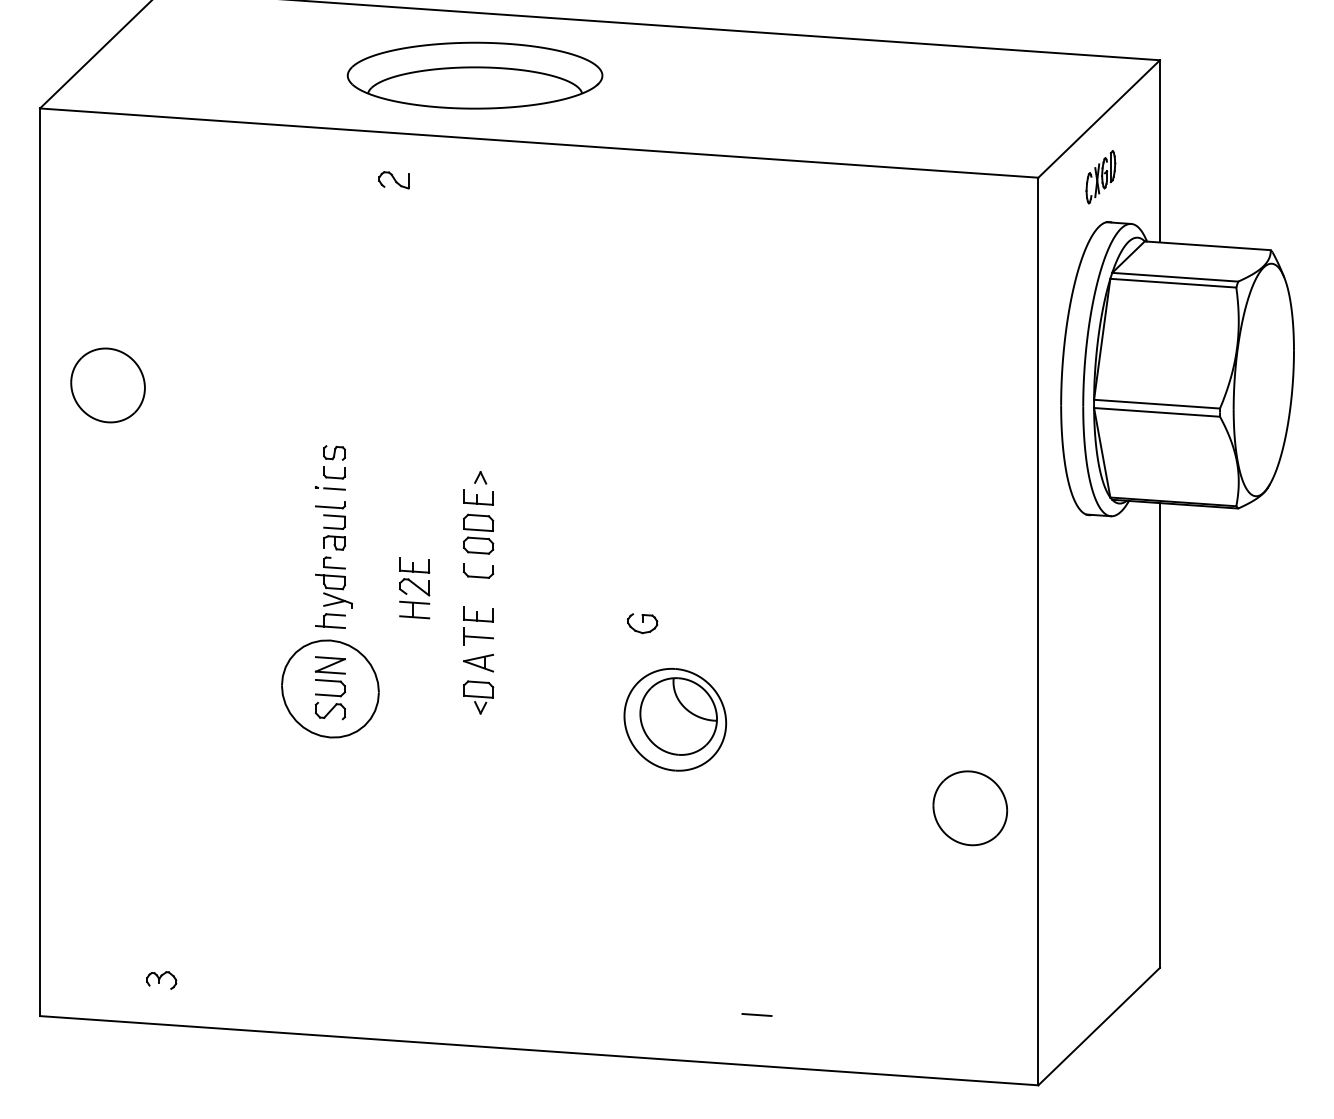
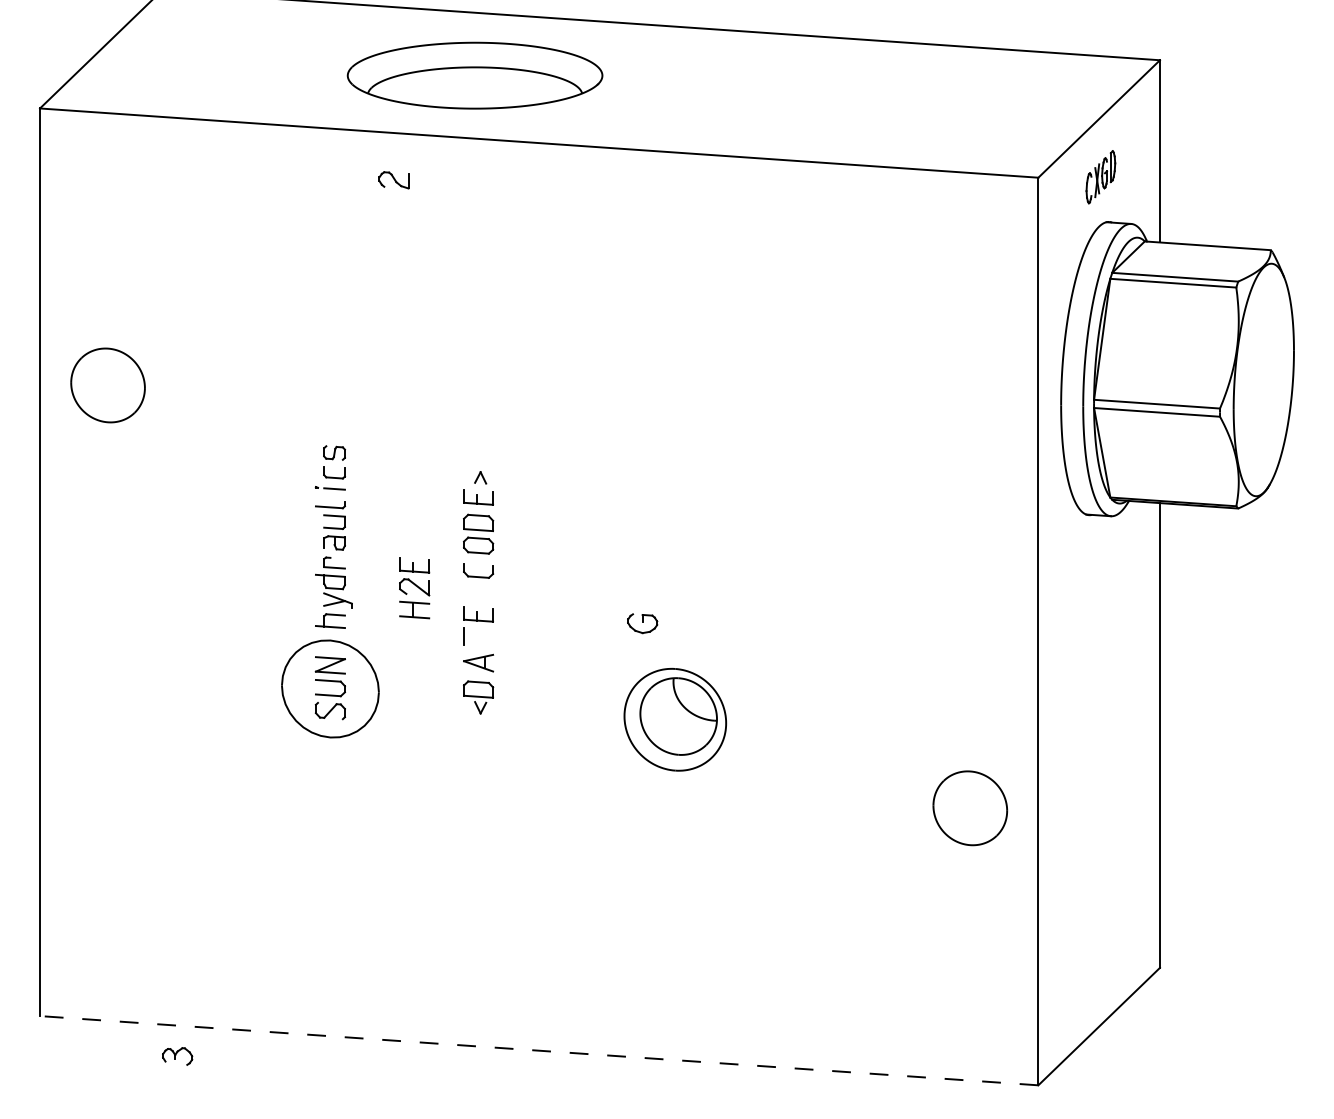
line: present -> none (478, 637)
part position: (161, 980) -> (177, 1056) (177, 1056)
line: present -> none (756, 1014)
line: solid -> dashed (538, 1050)
